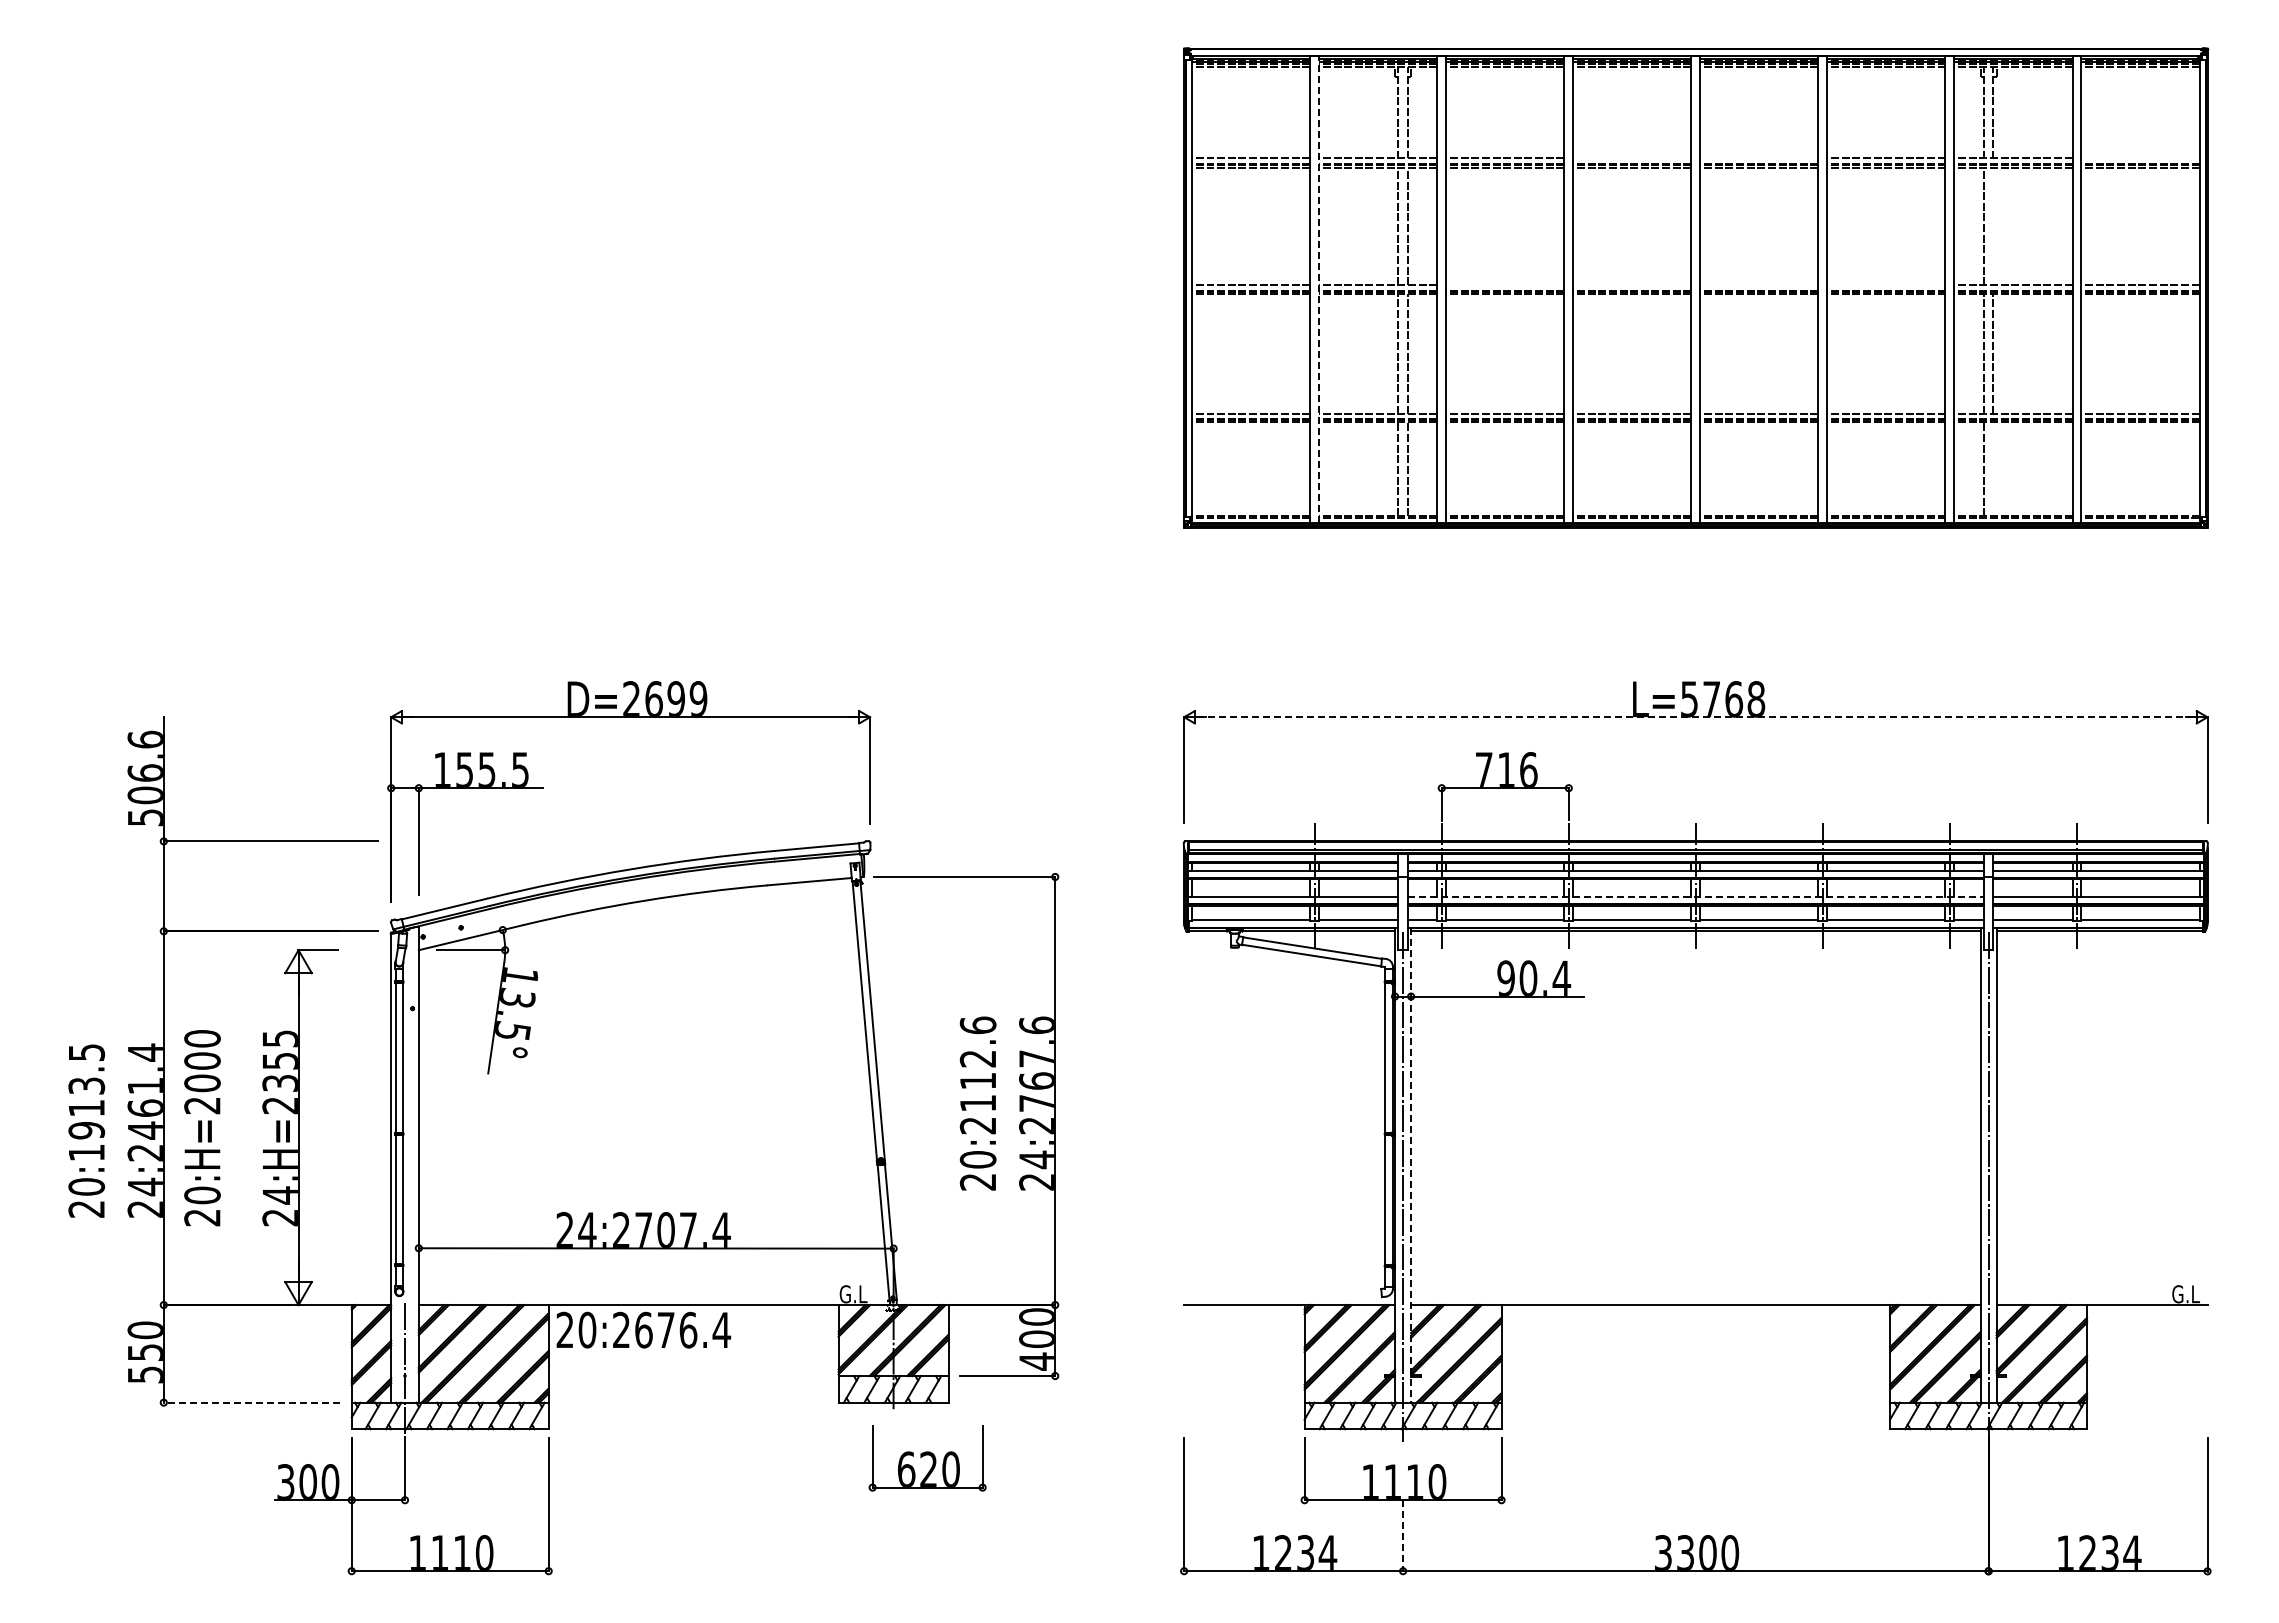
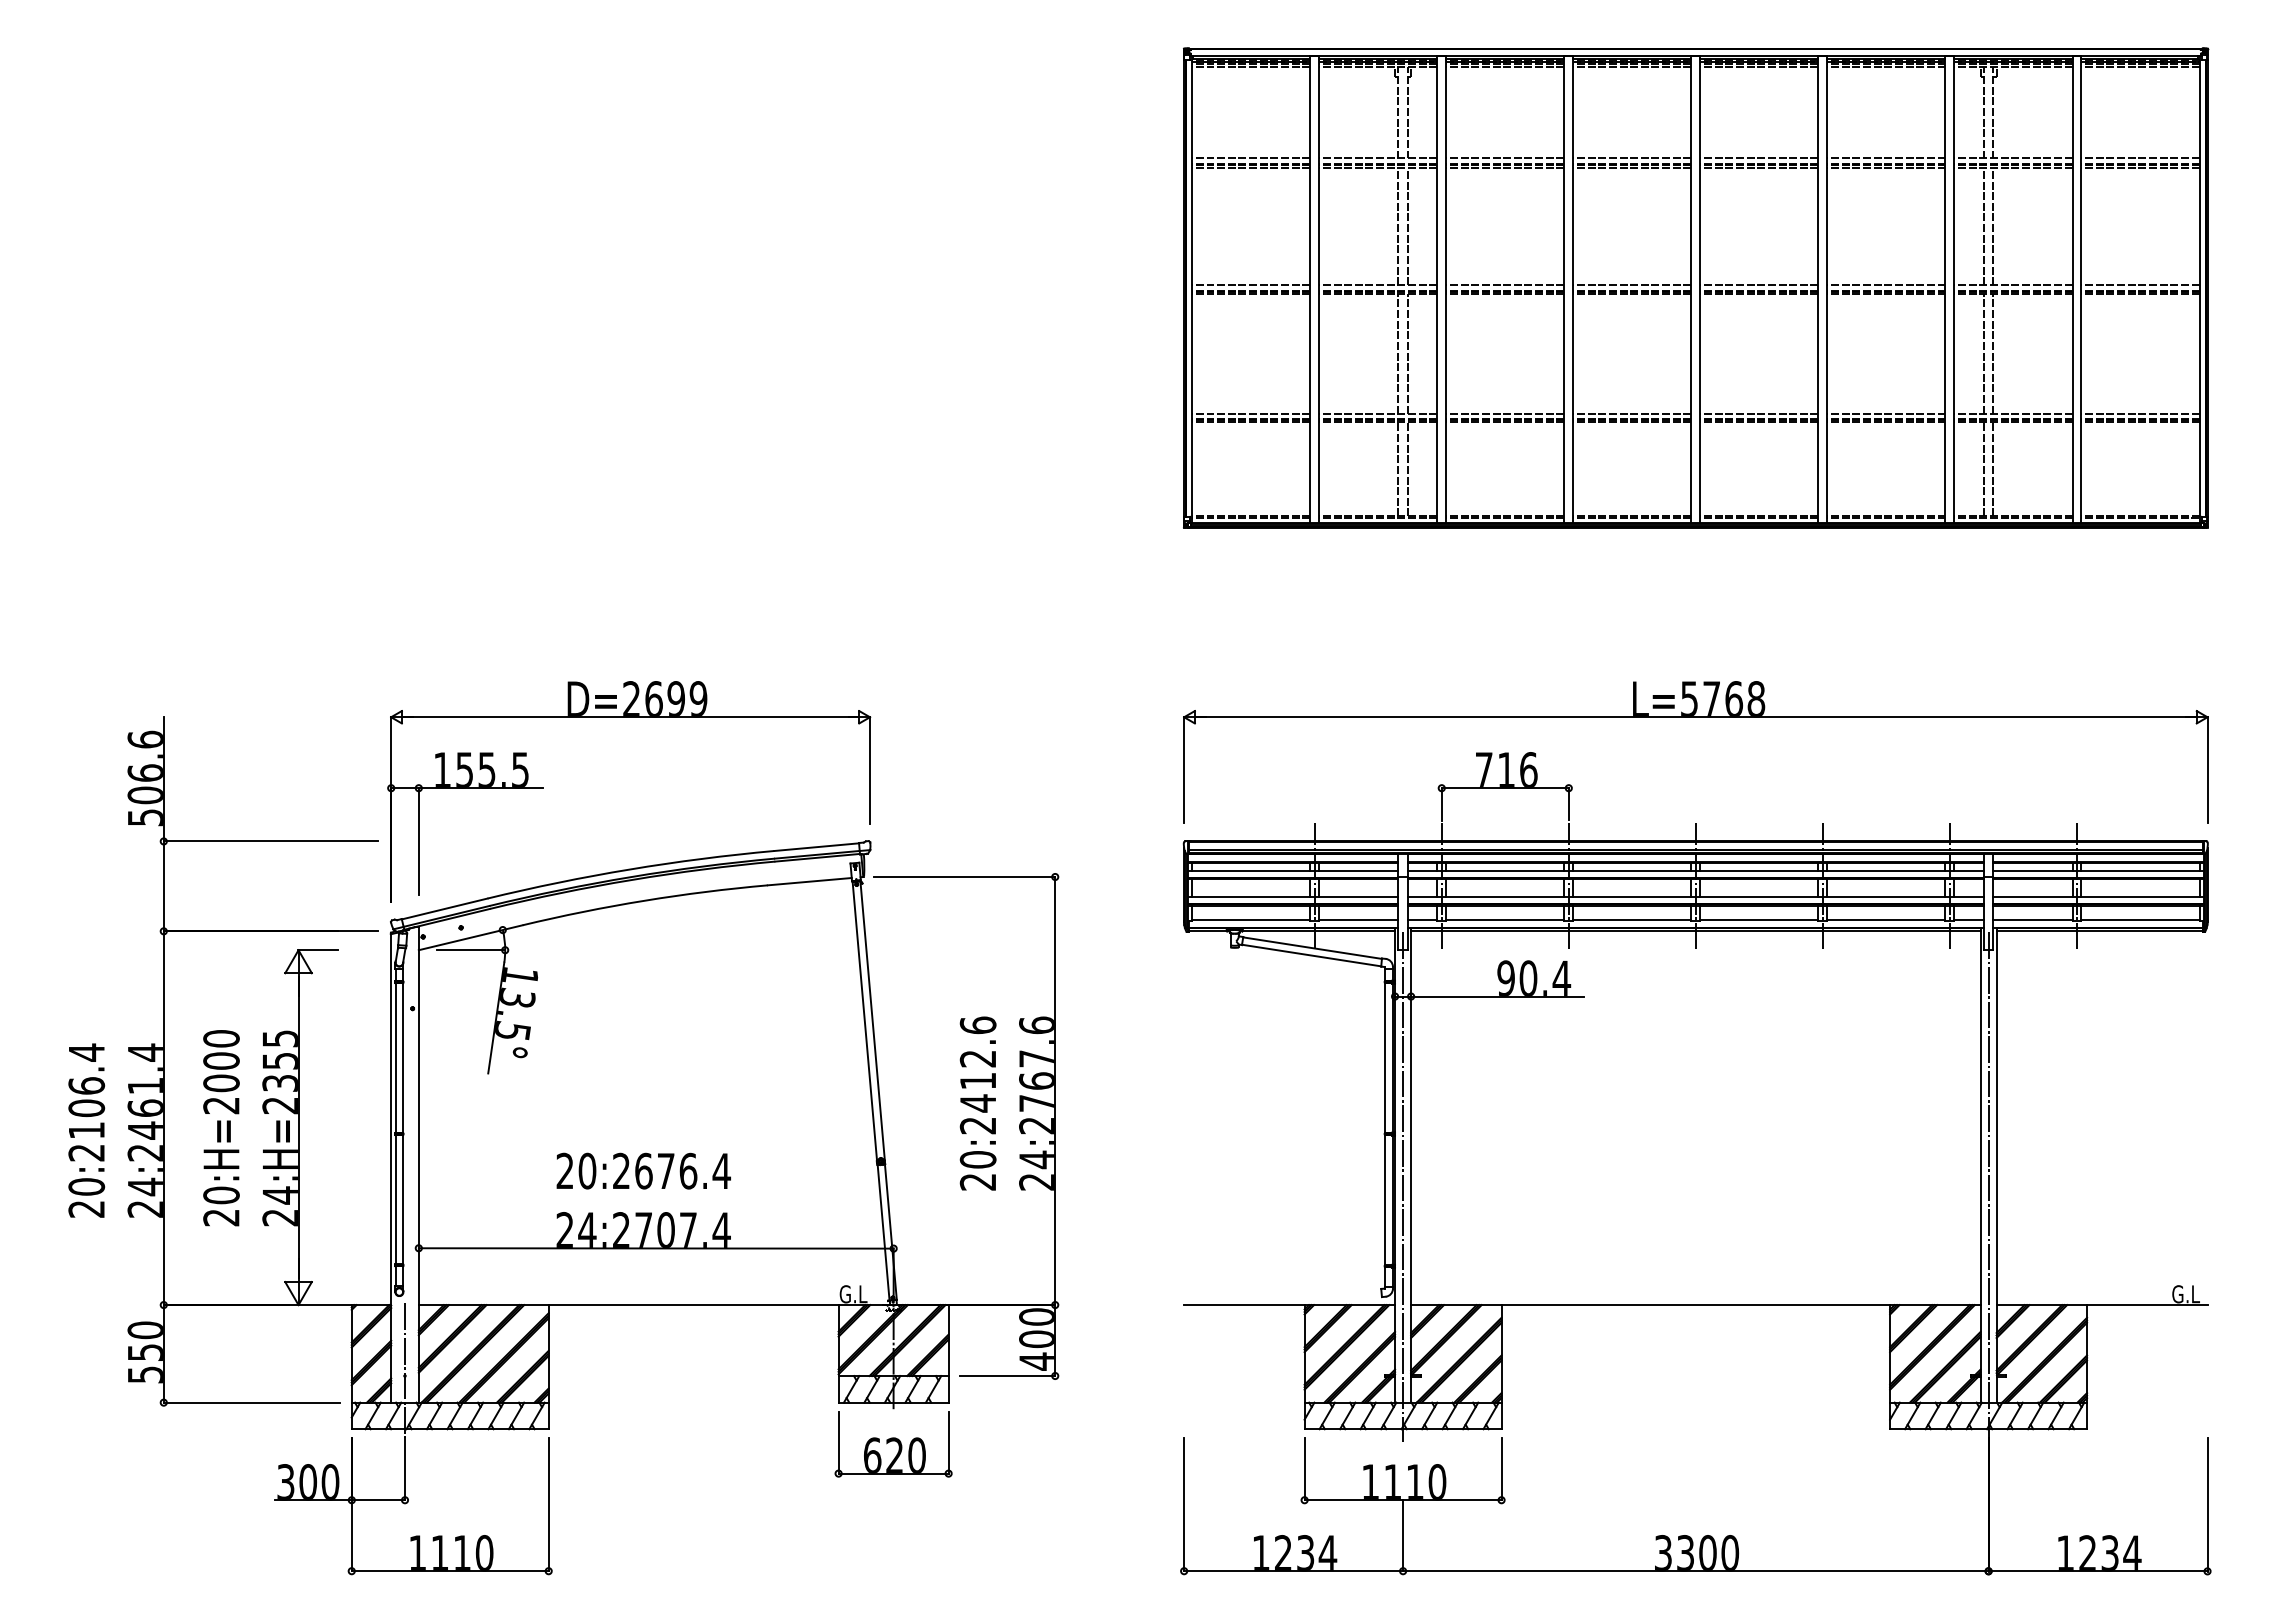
line: none -> present (1632, 158)
line: none -> present (1759, 158)
line: none -> present (2140, 158)
line: none -> present (1993, 226)
line: none -> present (1505, 285)
line: none -> present (1632, 285)
line: none -> present (1759, 285)
line: none -> present (1886, 285)
line: dashed -> solid (1319, 289)
line: none -> present (1993, 469)
line: dashed -> solid (1696, 717)
line: dashed -> solid (1695, 896)
text: 20:1913.5 -> 20:2106.4 (86, 1102)
text: 20:2112.6 -> 20:2412.6 (977, 1103)
text position: (202, 1128) -> (221, 1128) (221, 1128)
line: dashed -> solid (1411, 1165)
text position: (643, 1329) -> (643, 1170) (643, 1170)
line: dashed -> solid (251, 1402)
part position: (927, 1458) -> (893, 1444) (893, 1444)
line: dashed -> solid (1403, 1536)
